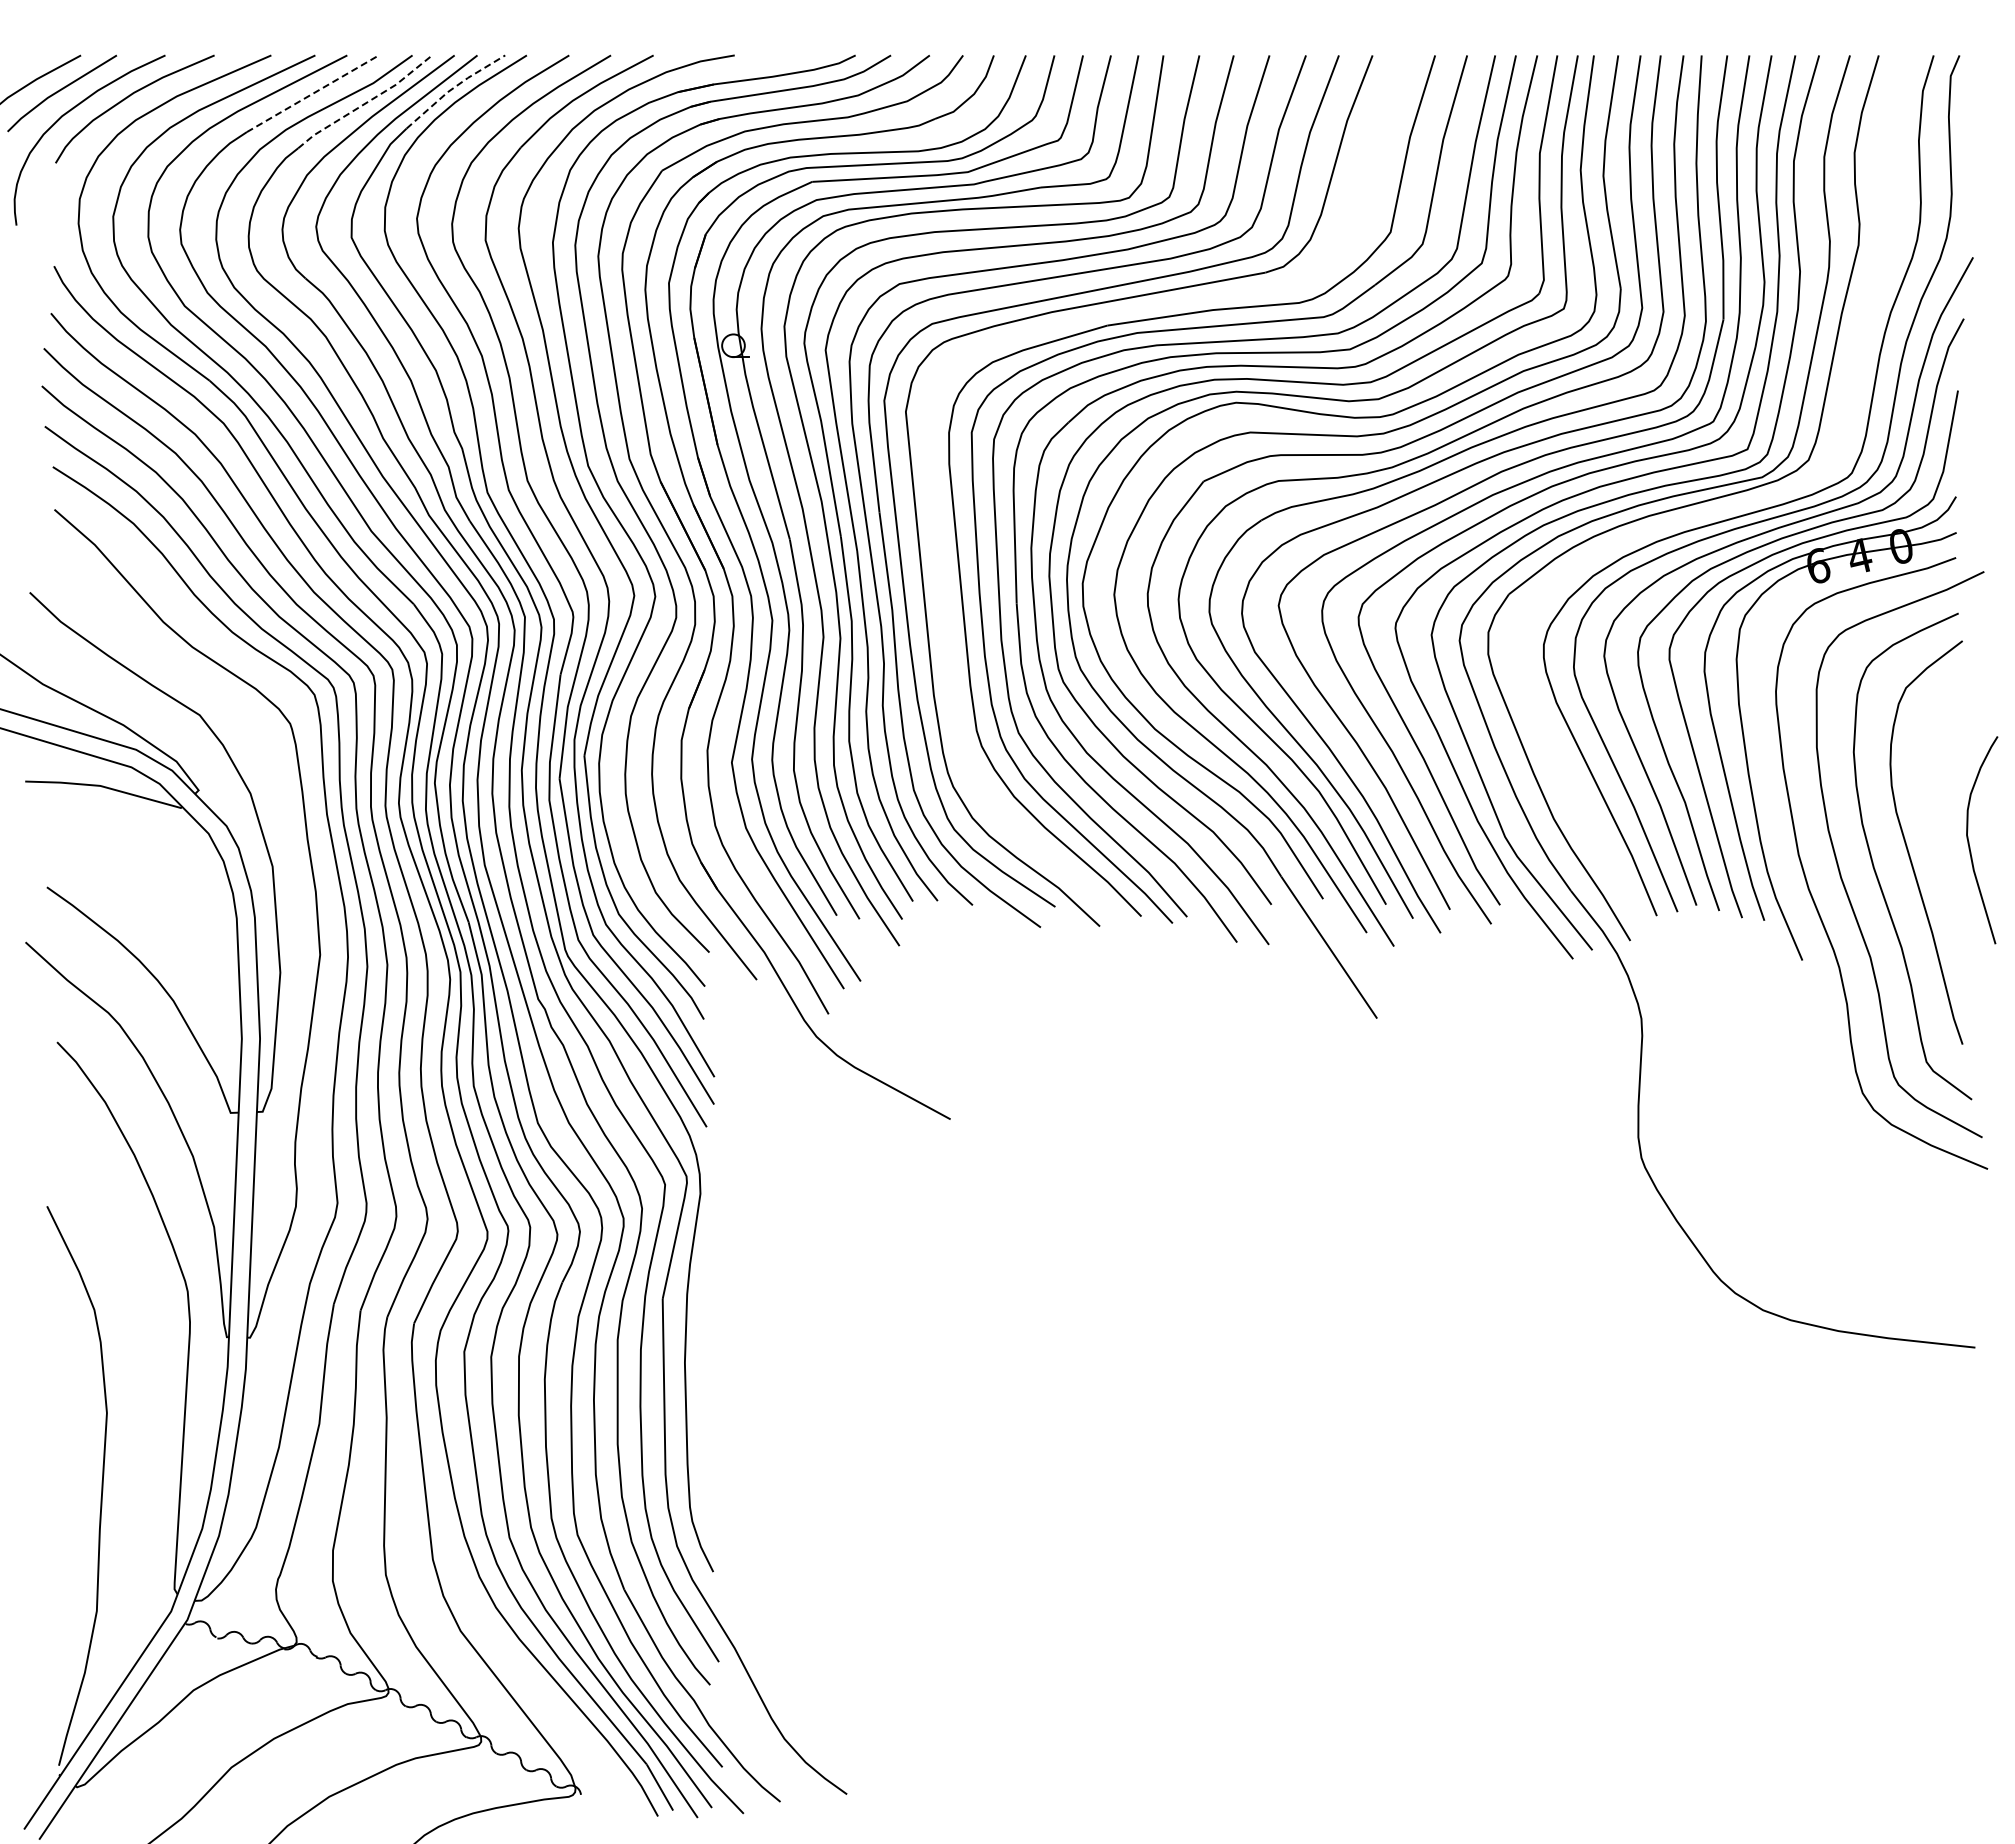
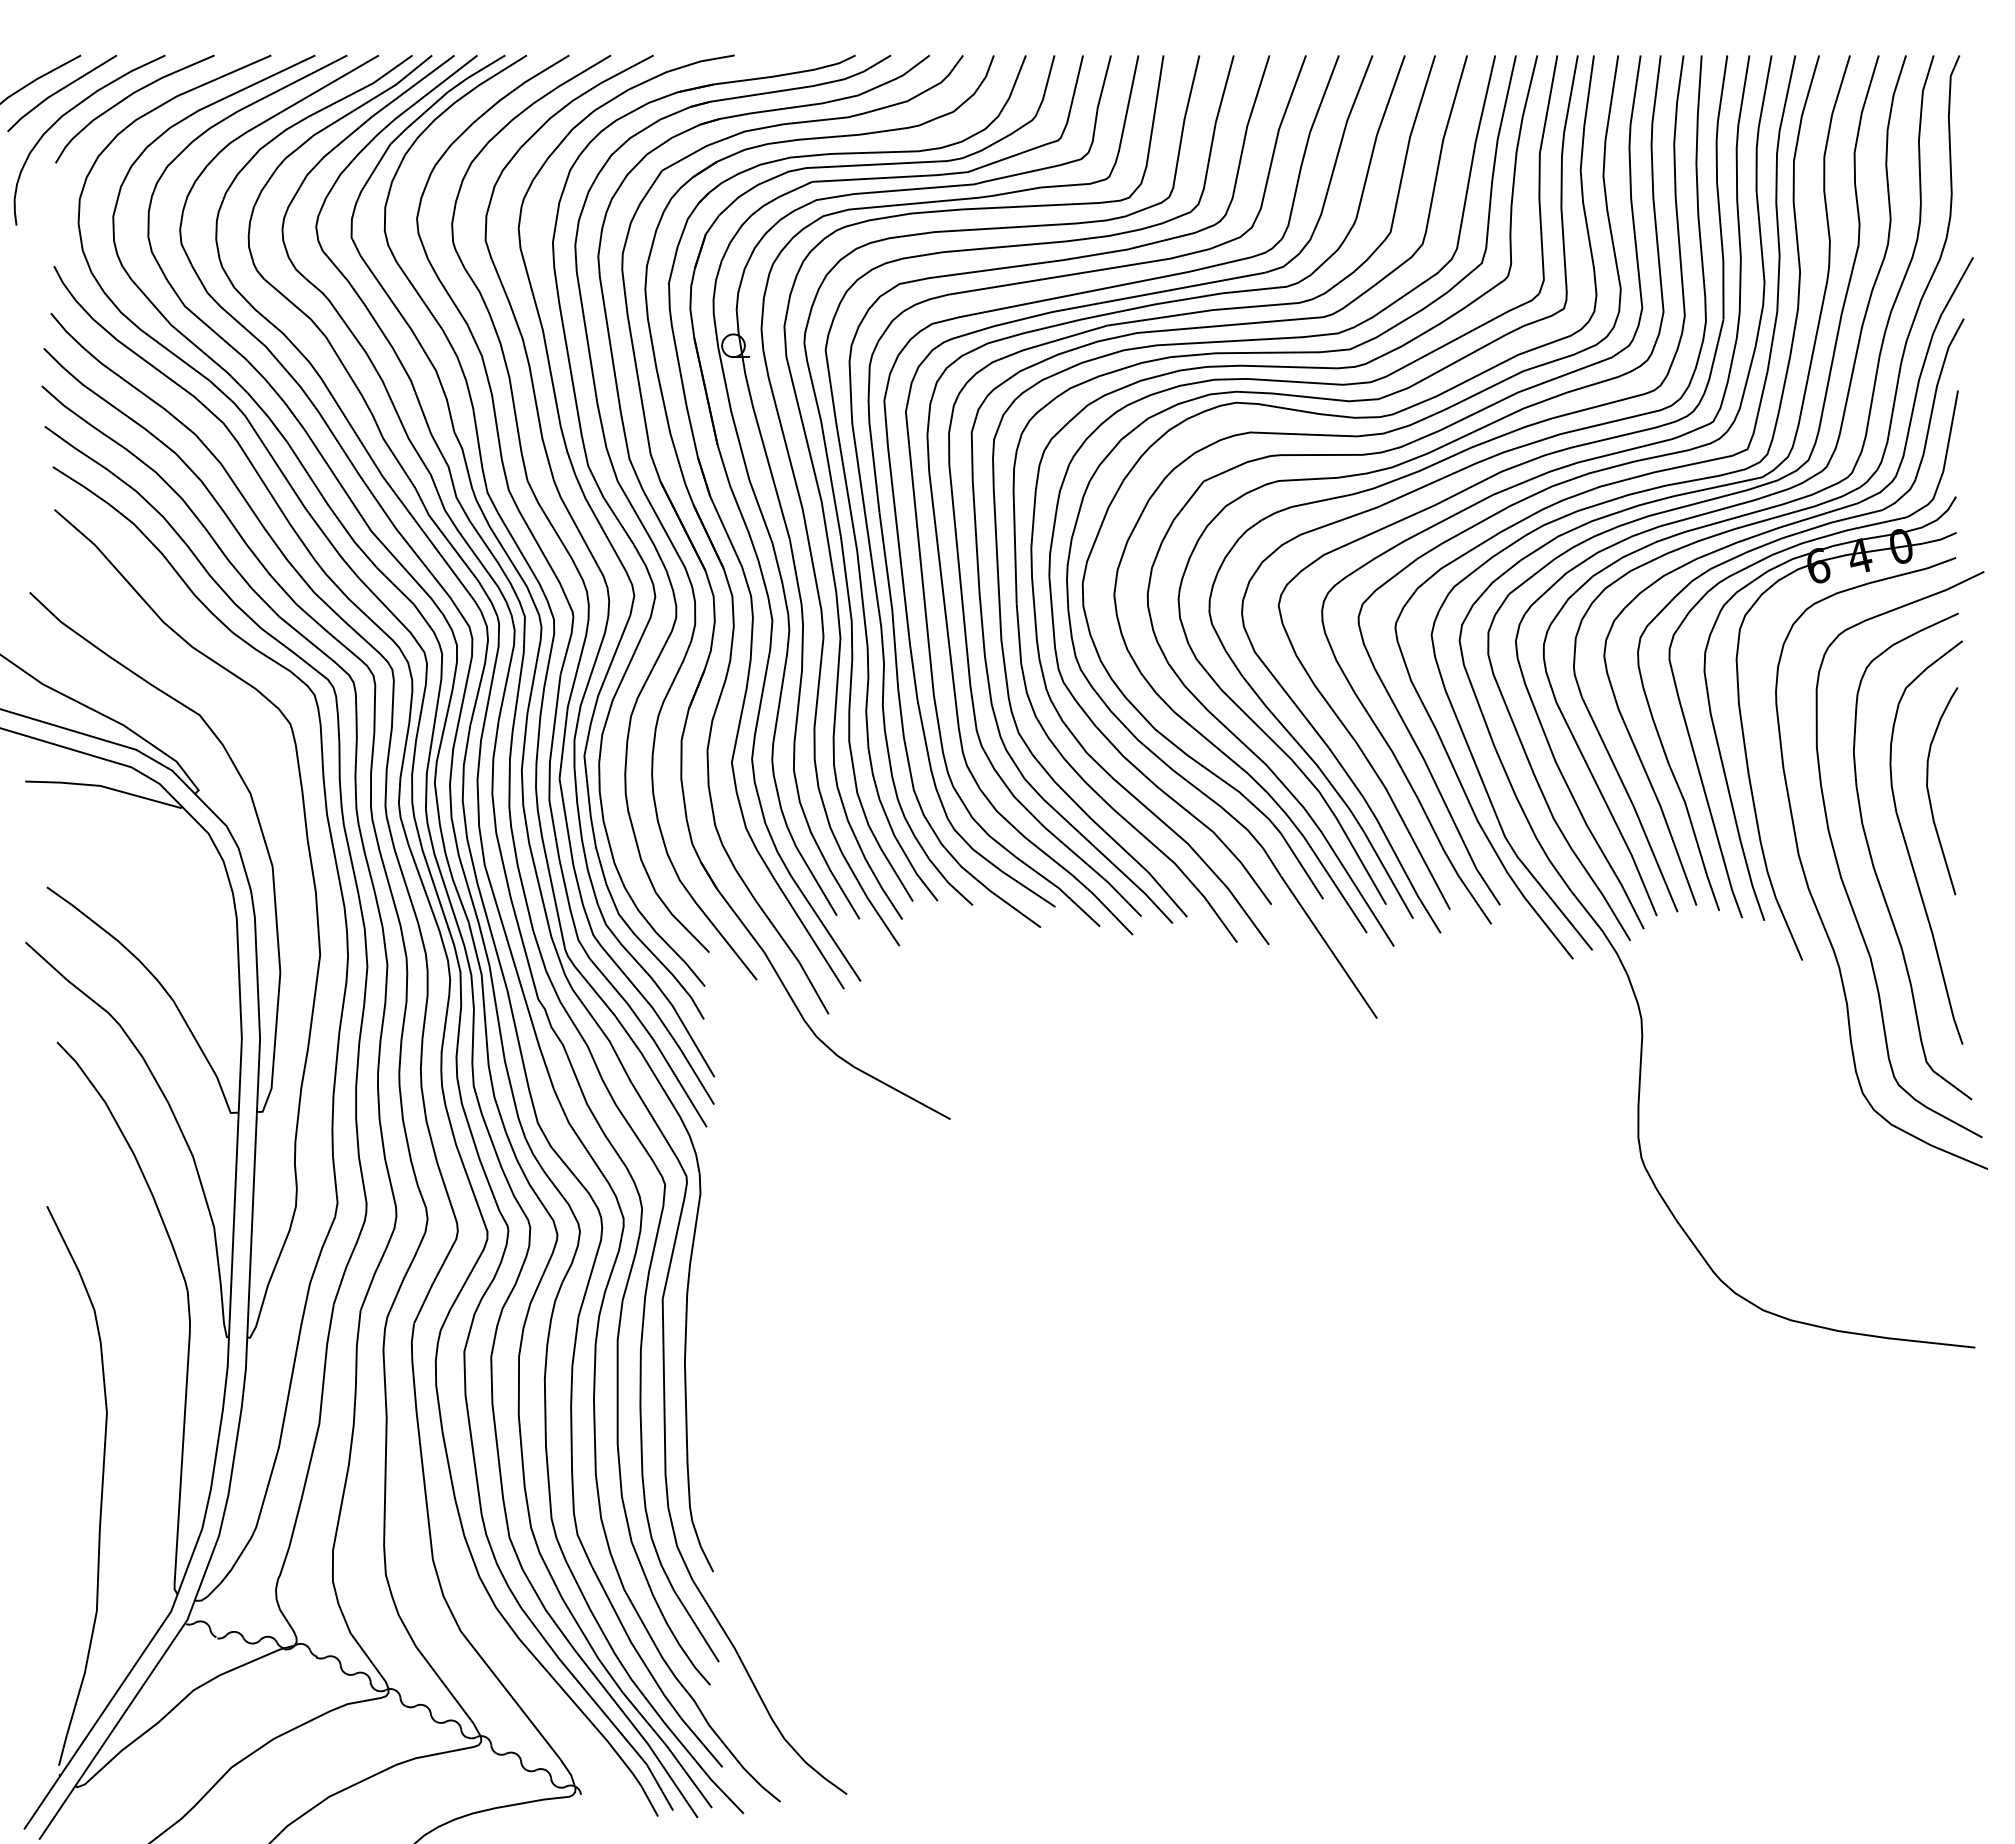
line: dashed -> solid (453, 88)
line: dashed -> solid (313, 93)
line: dashed -> solid (366, 102)
curve: none -> present (1126, 311)
curve: none -> present (1716, 509)
curve position: (1969, 841) -> (1929, 792) (1929, 792)
